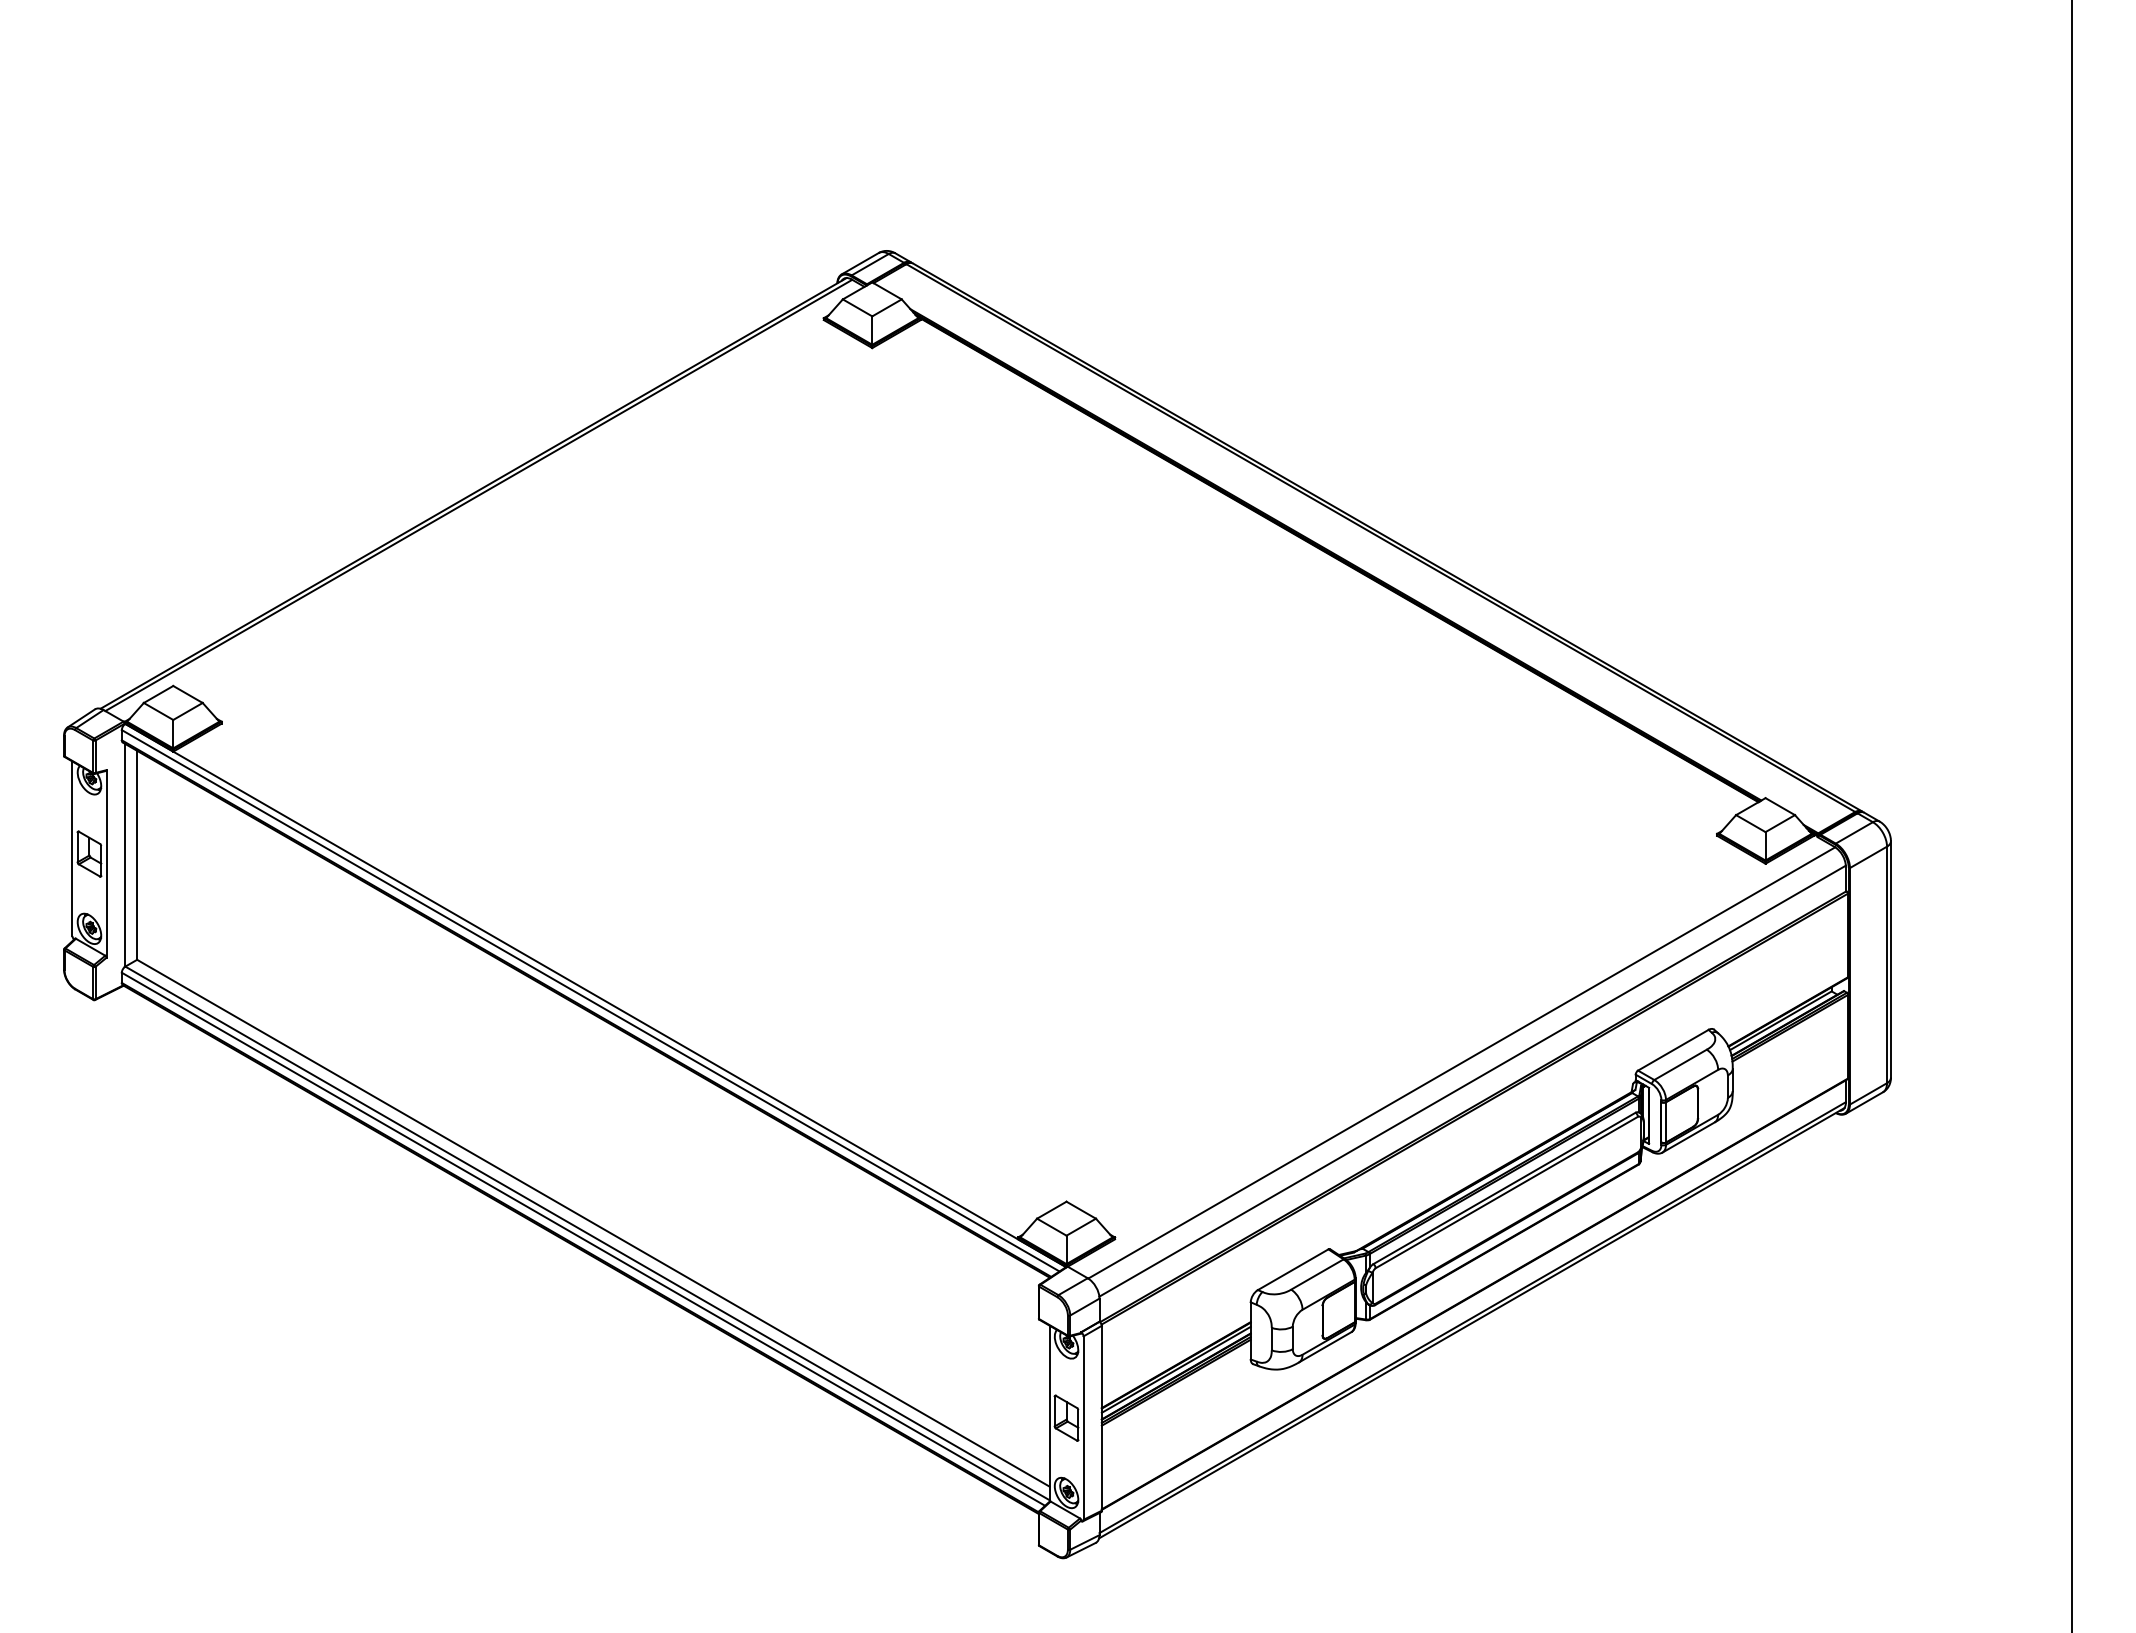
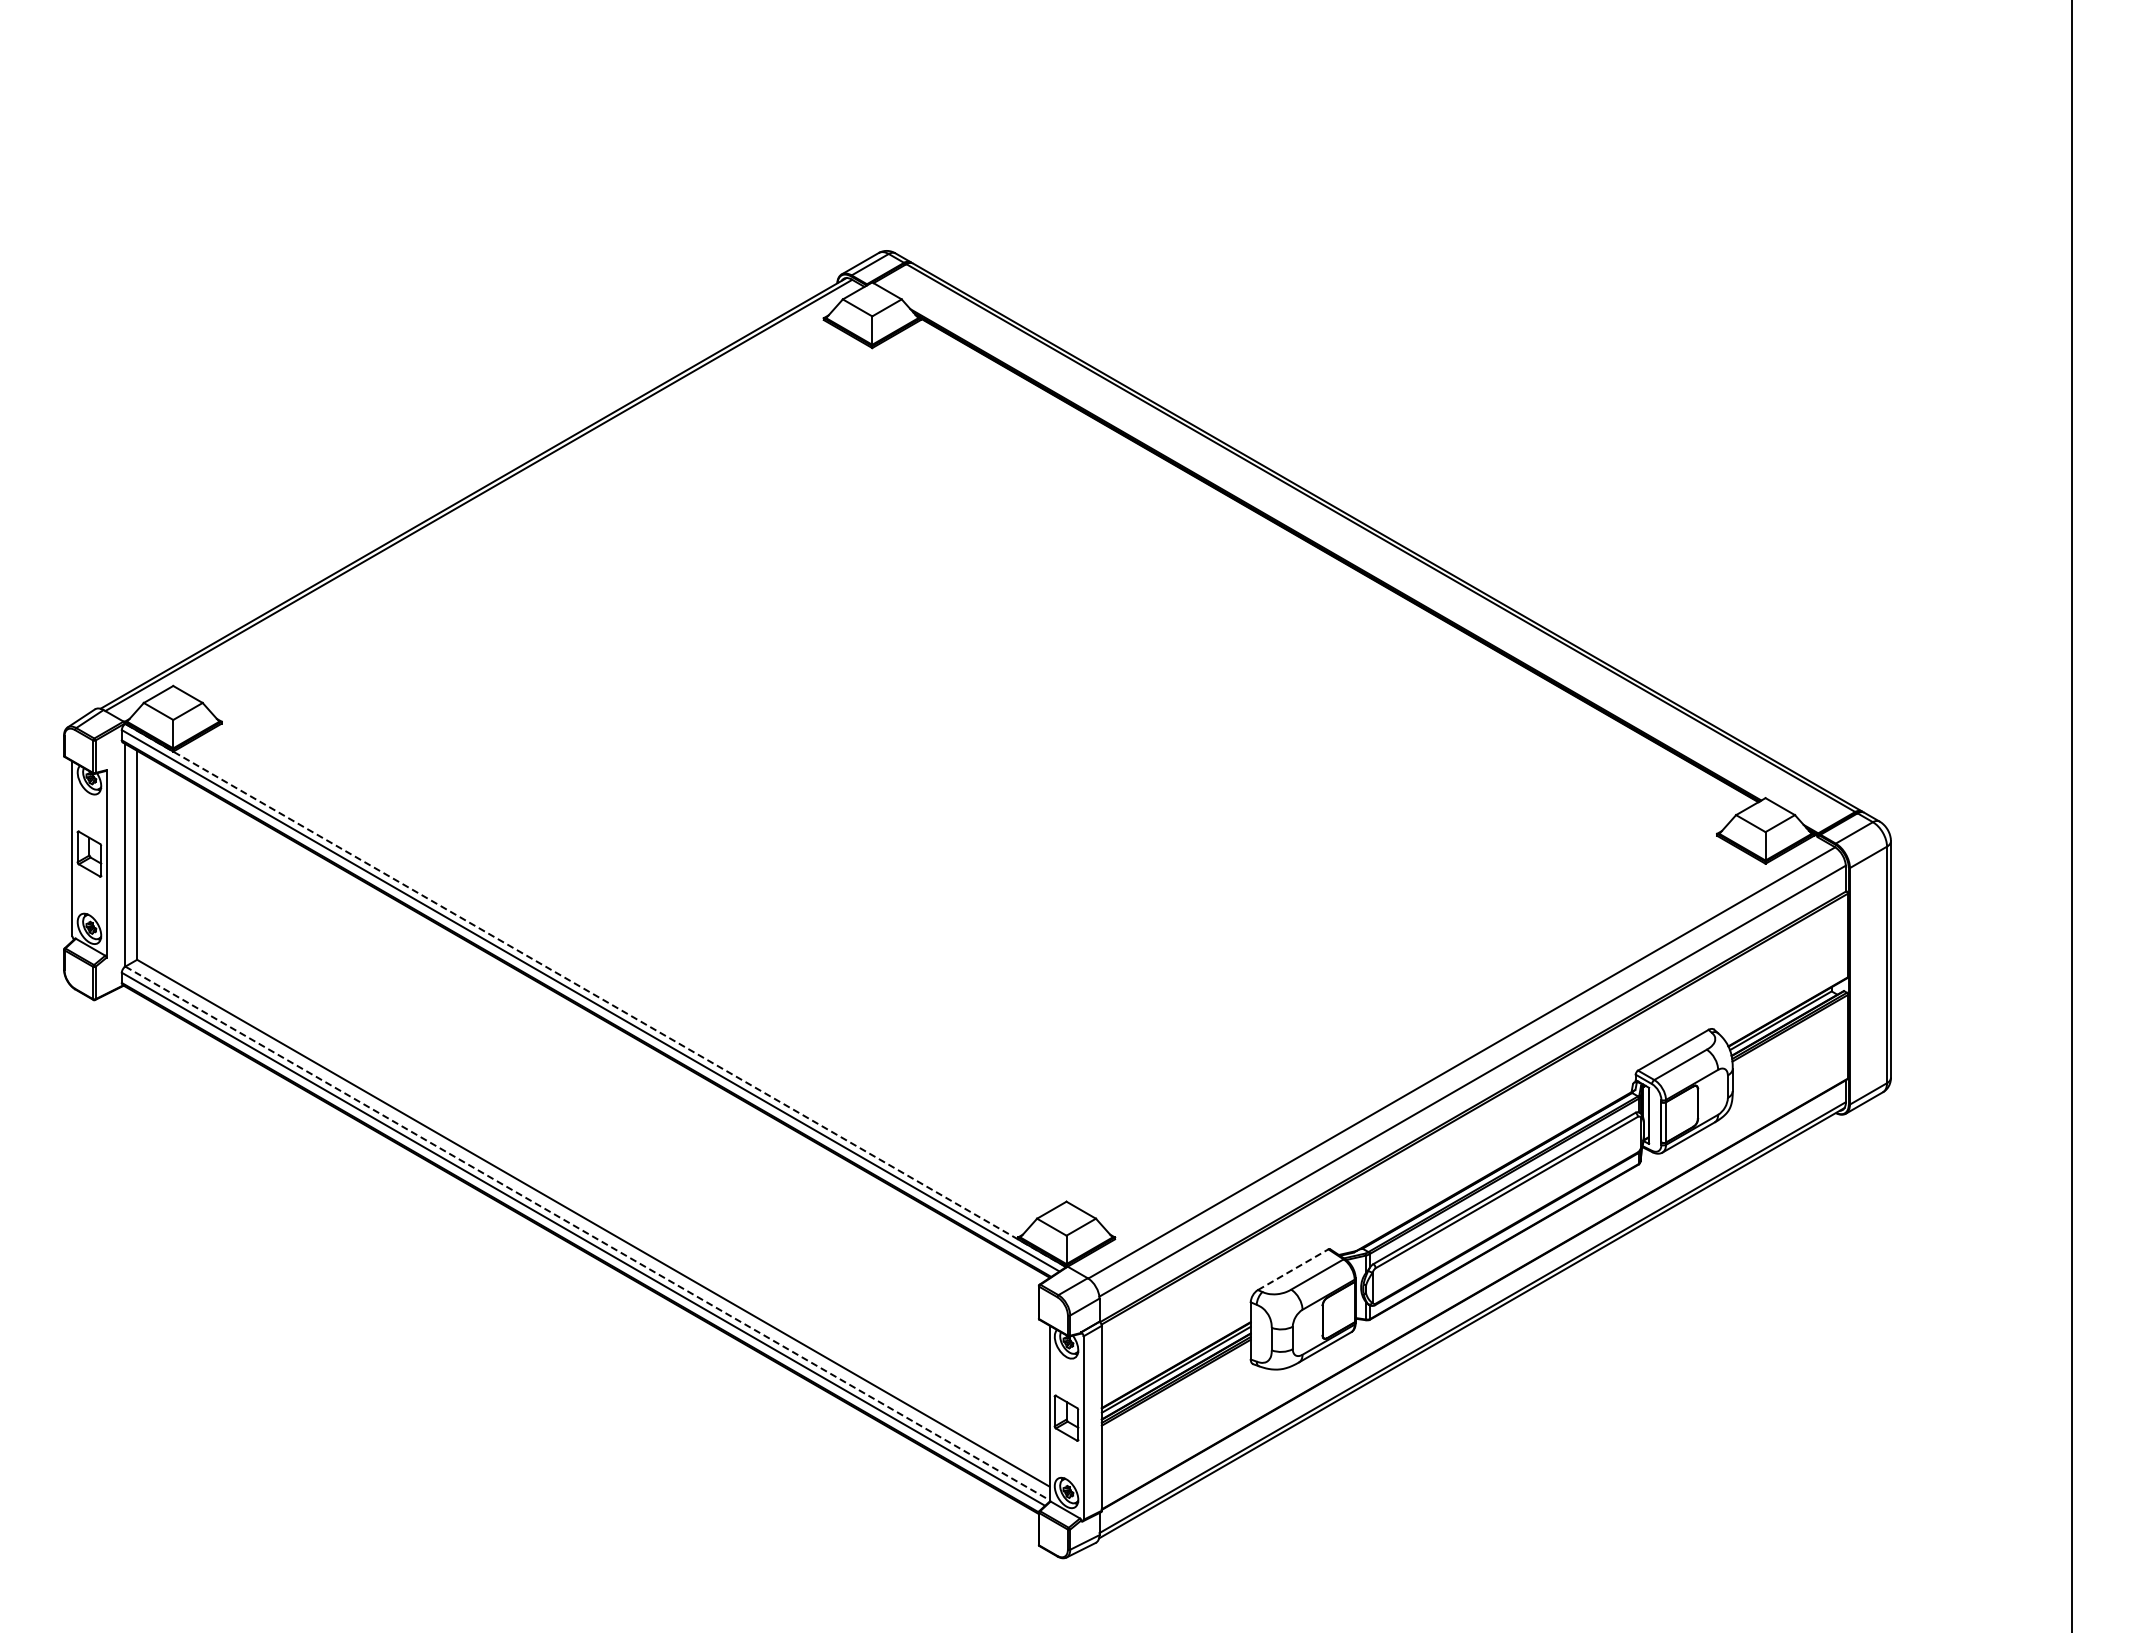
line: solid -> dashed (595, 995)
line: solid -> dashed (587, 1233)
line: solid -> dashed (1293, 1269)
